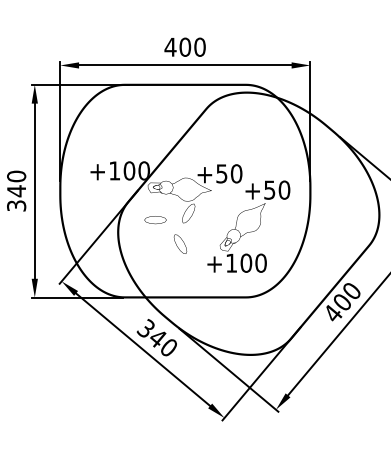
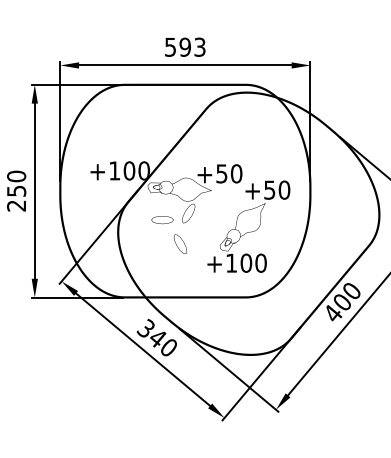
text: 400 -> 593 (184, 46)
text: 340 -> 250 (16, 198)
part position: (155, 220) -> (162, 220) (162, 220)
